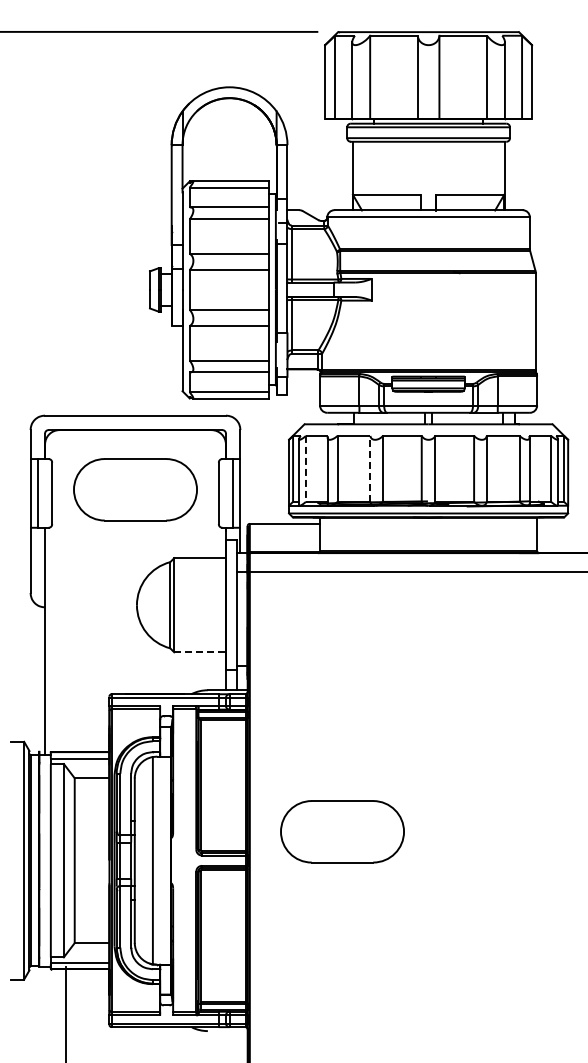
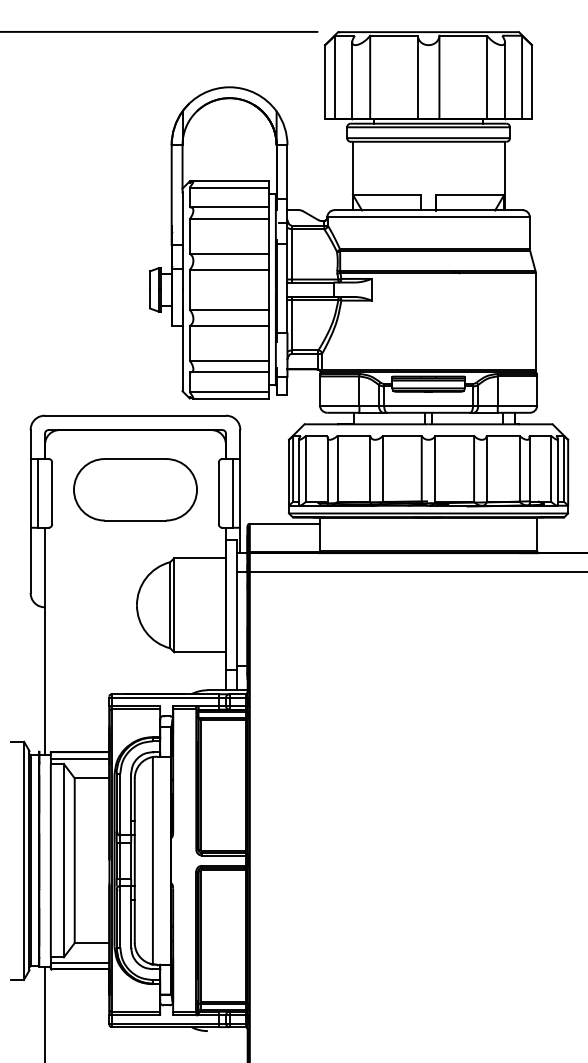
line: dashed -> solid (305, 468)
line: dashed -> solid (370, 468)
line: dashed -> solid (200, 652)
part: present -> none (342, 831)
line position: (66, 1012) -> (45, 1012) (45, 1012)
